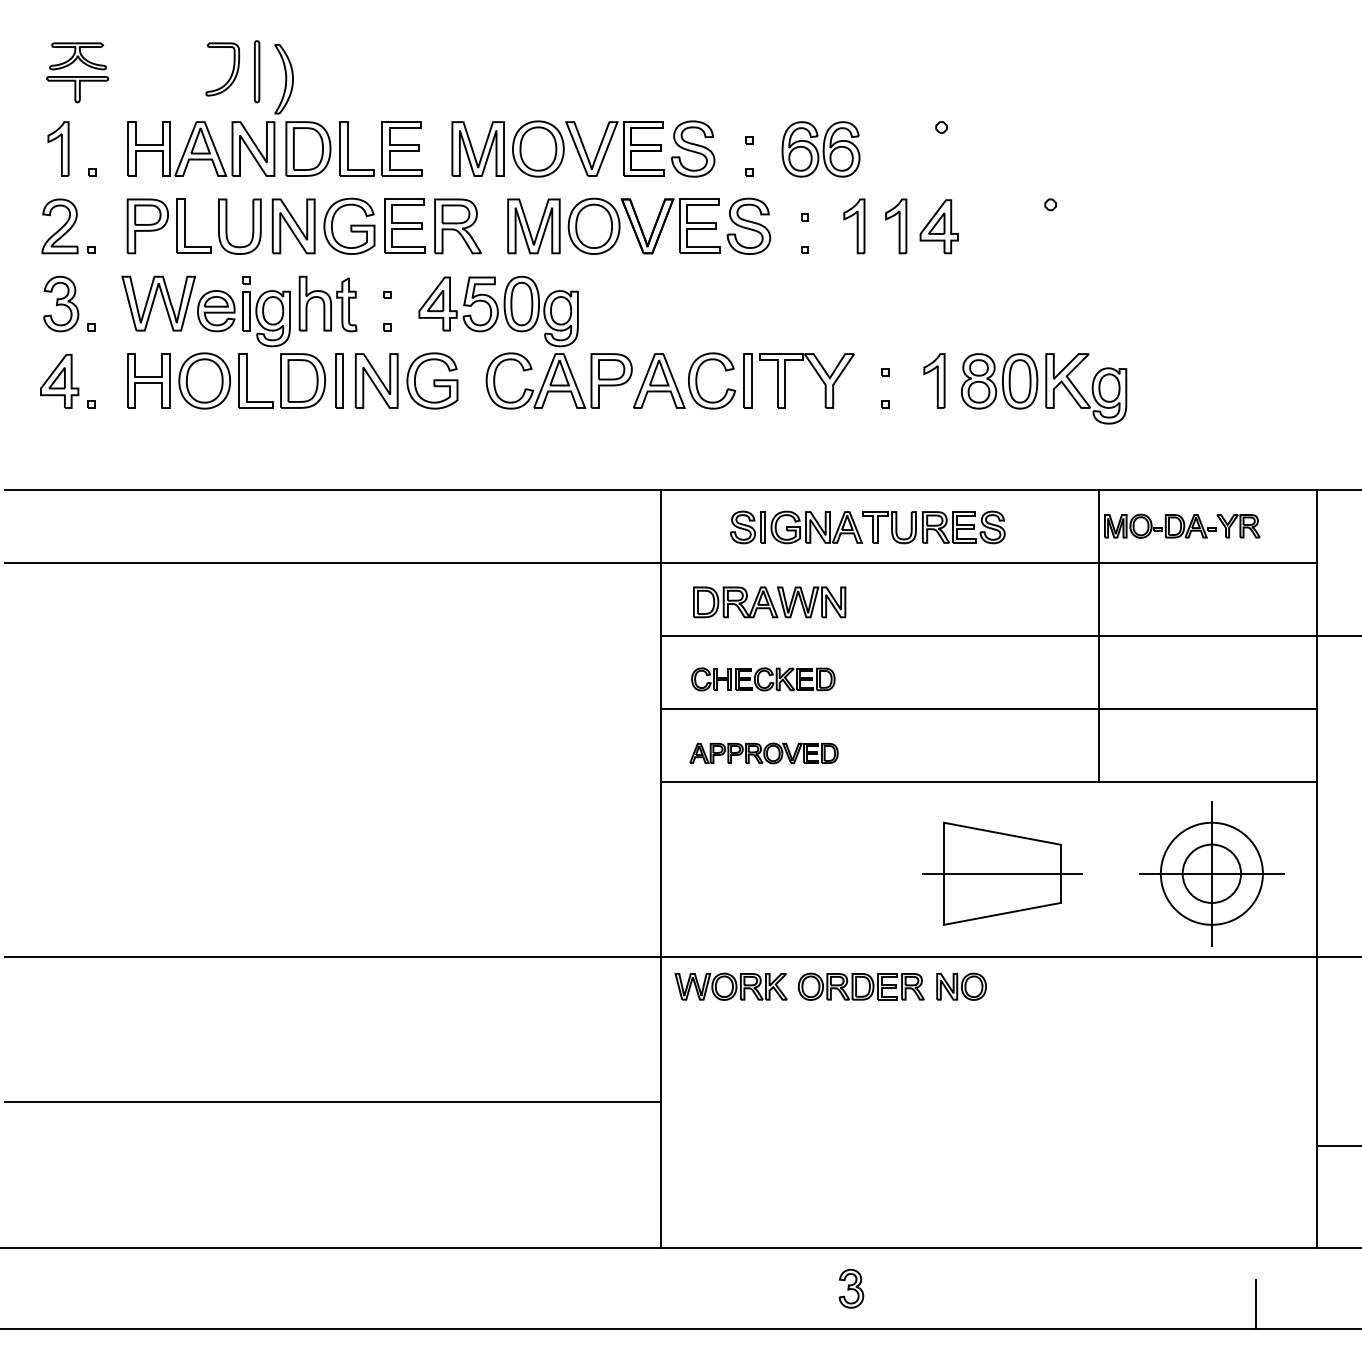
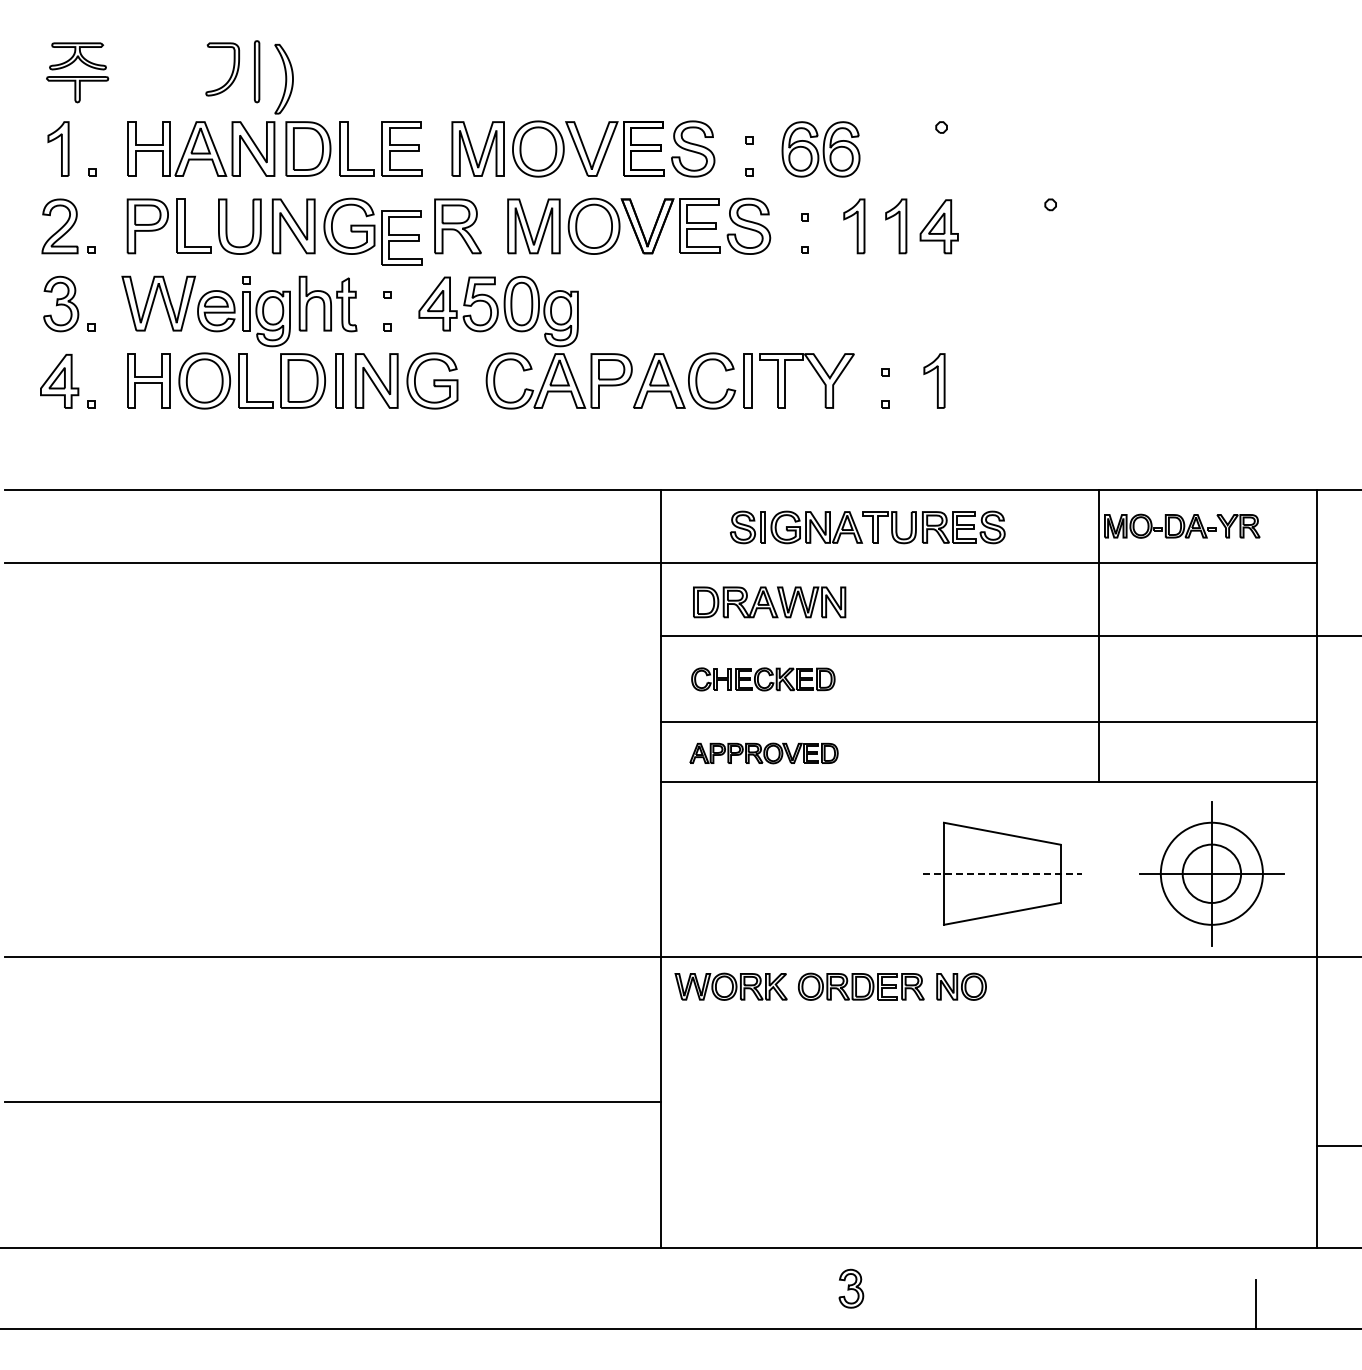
part position: (404, 225) -> (401, 237) (401, 237)
part: present -> none (1044, 388)
line position: (989, 708) -> (989, 721) (989, 721)
line: solid -> dashed (1002, 873)
